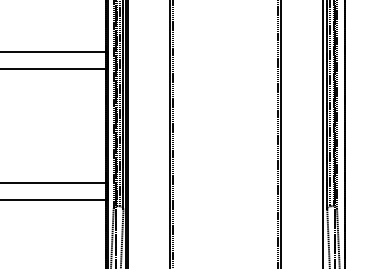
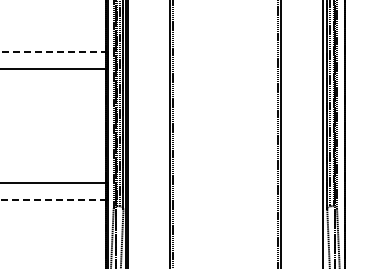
line: solid -> dashed (53, 51)
line: solid -> dashed (54, 200)
